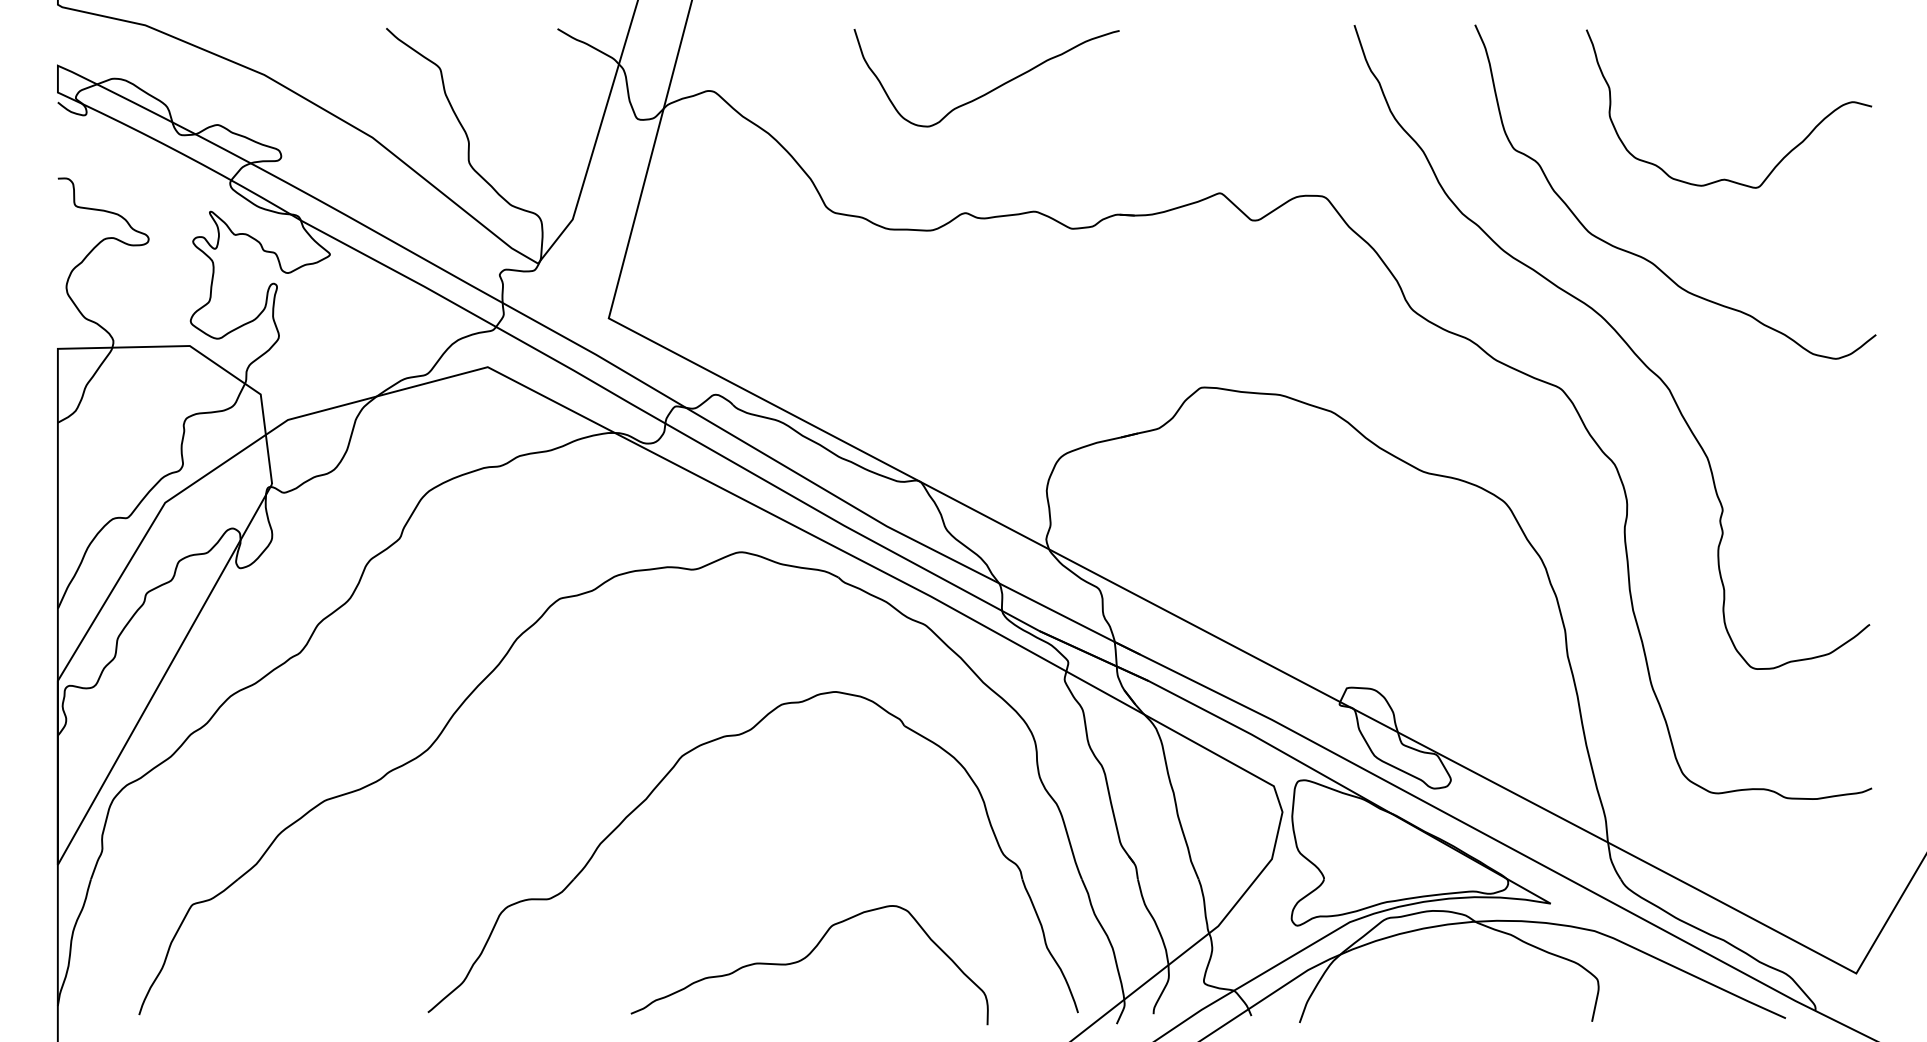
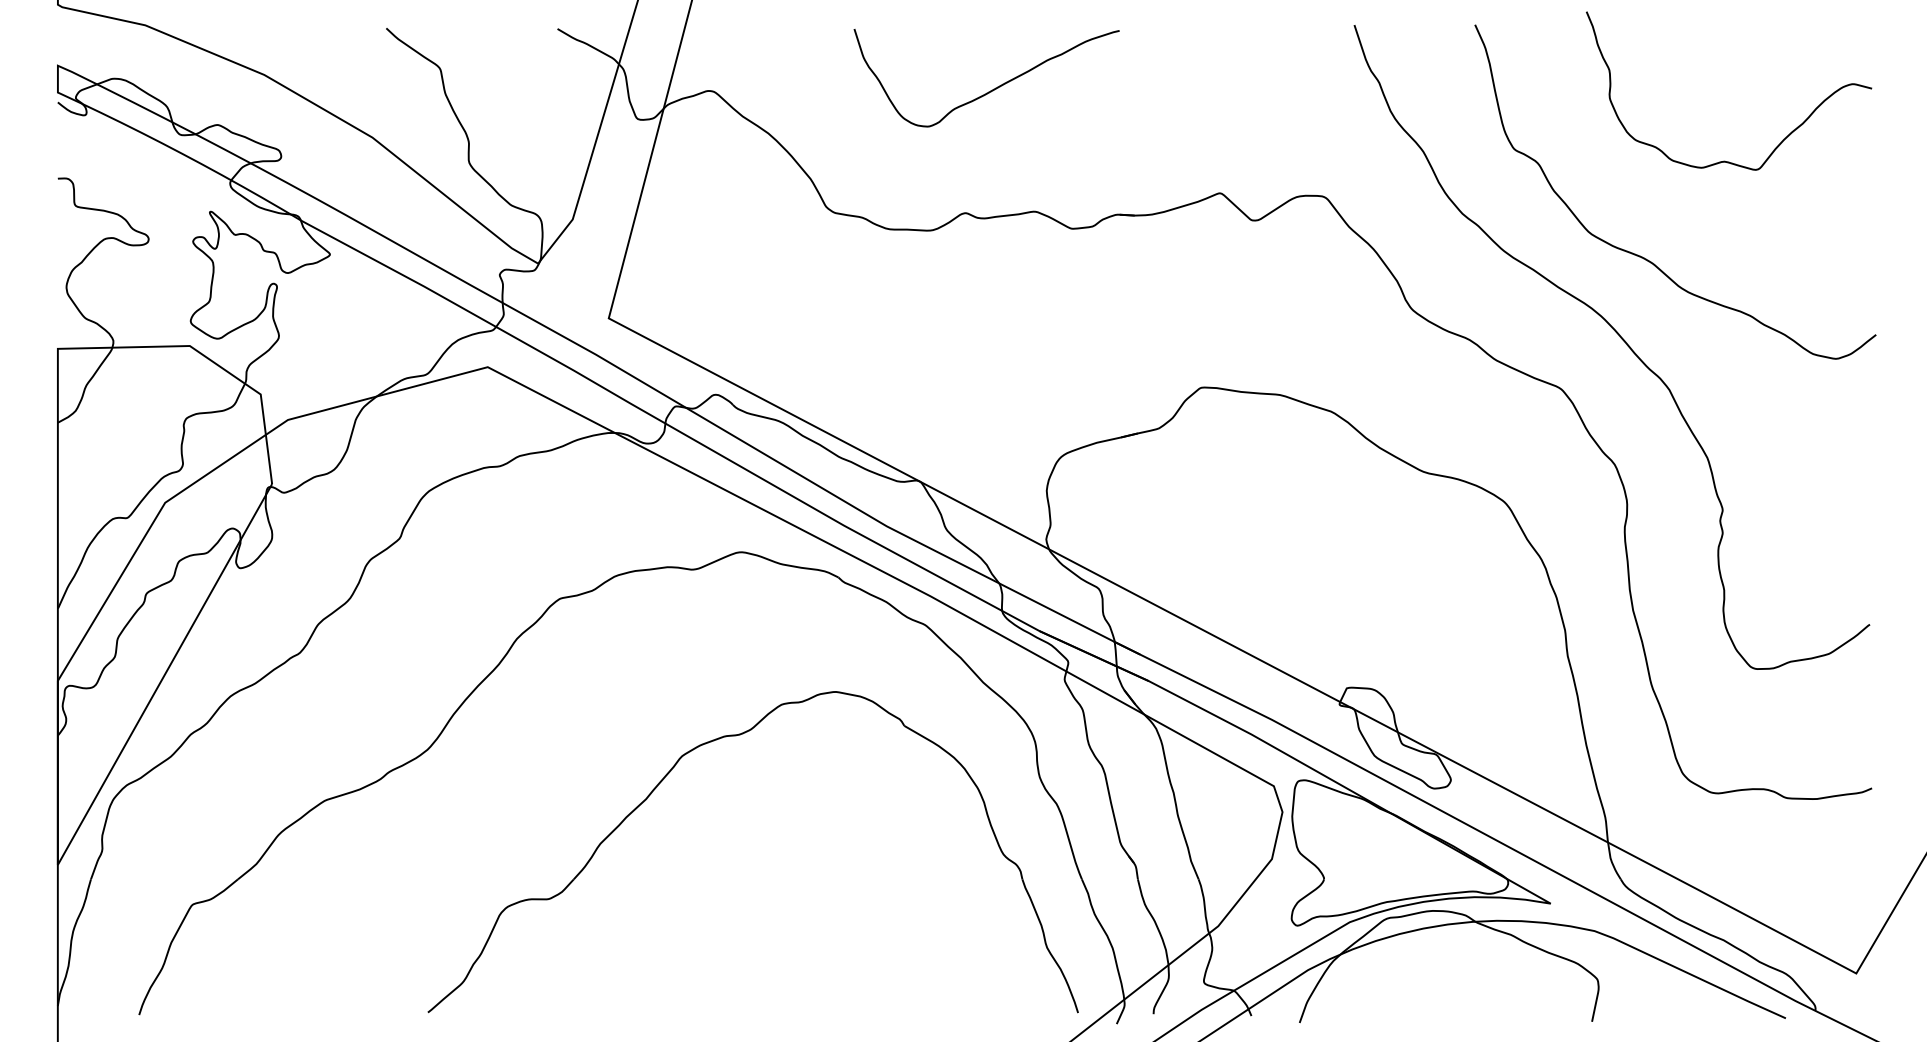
curve position: (1724, 178) -> (1724, 160) (1724, 160)
curve: present -> none (804, 959)
